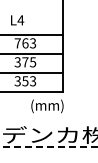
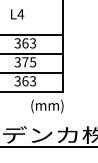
text position: (17, 20) -> (17, 14) (17, 14)
text: 763 -> 363 (17, 43)
text: 353 -> 363 (25, 81)
line: dashed -> solid (49, 147)
